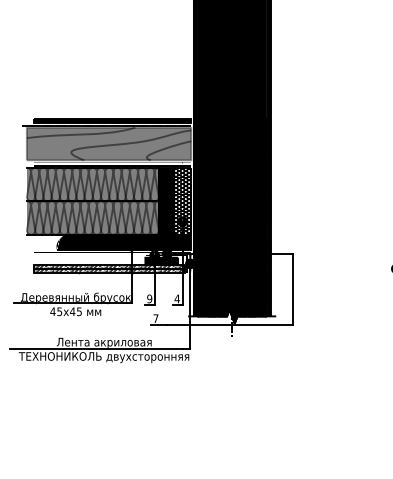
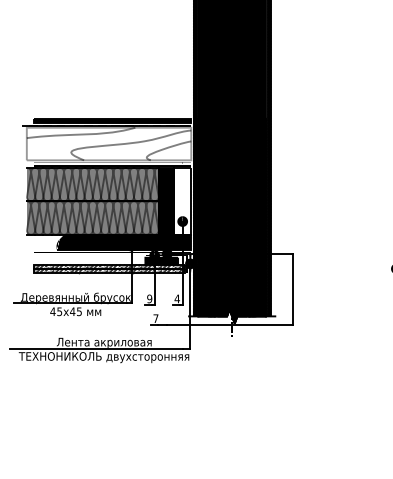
fill: present -> none (108, 143)
hatch: present -> none (182, 200)
